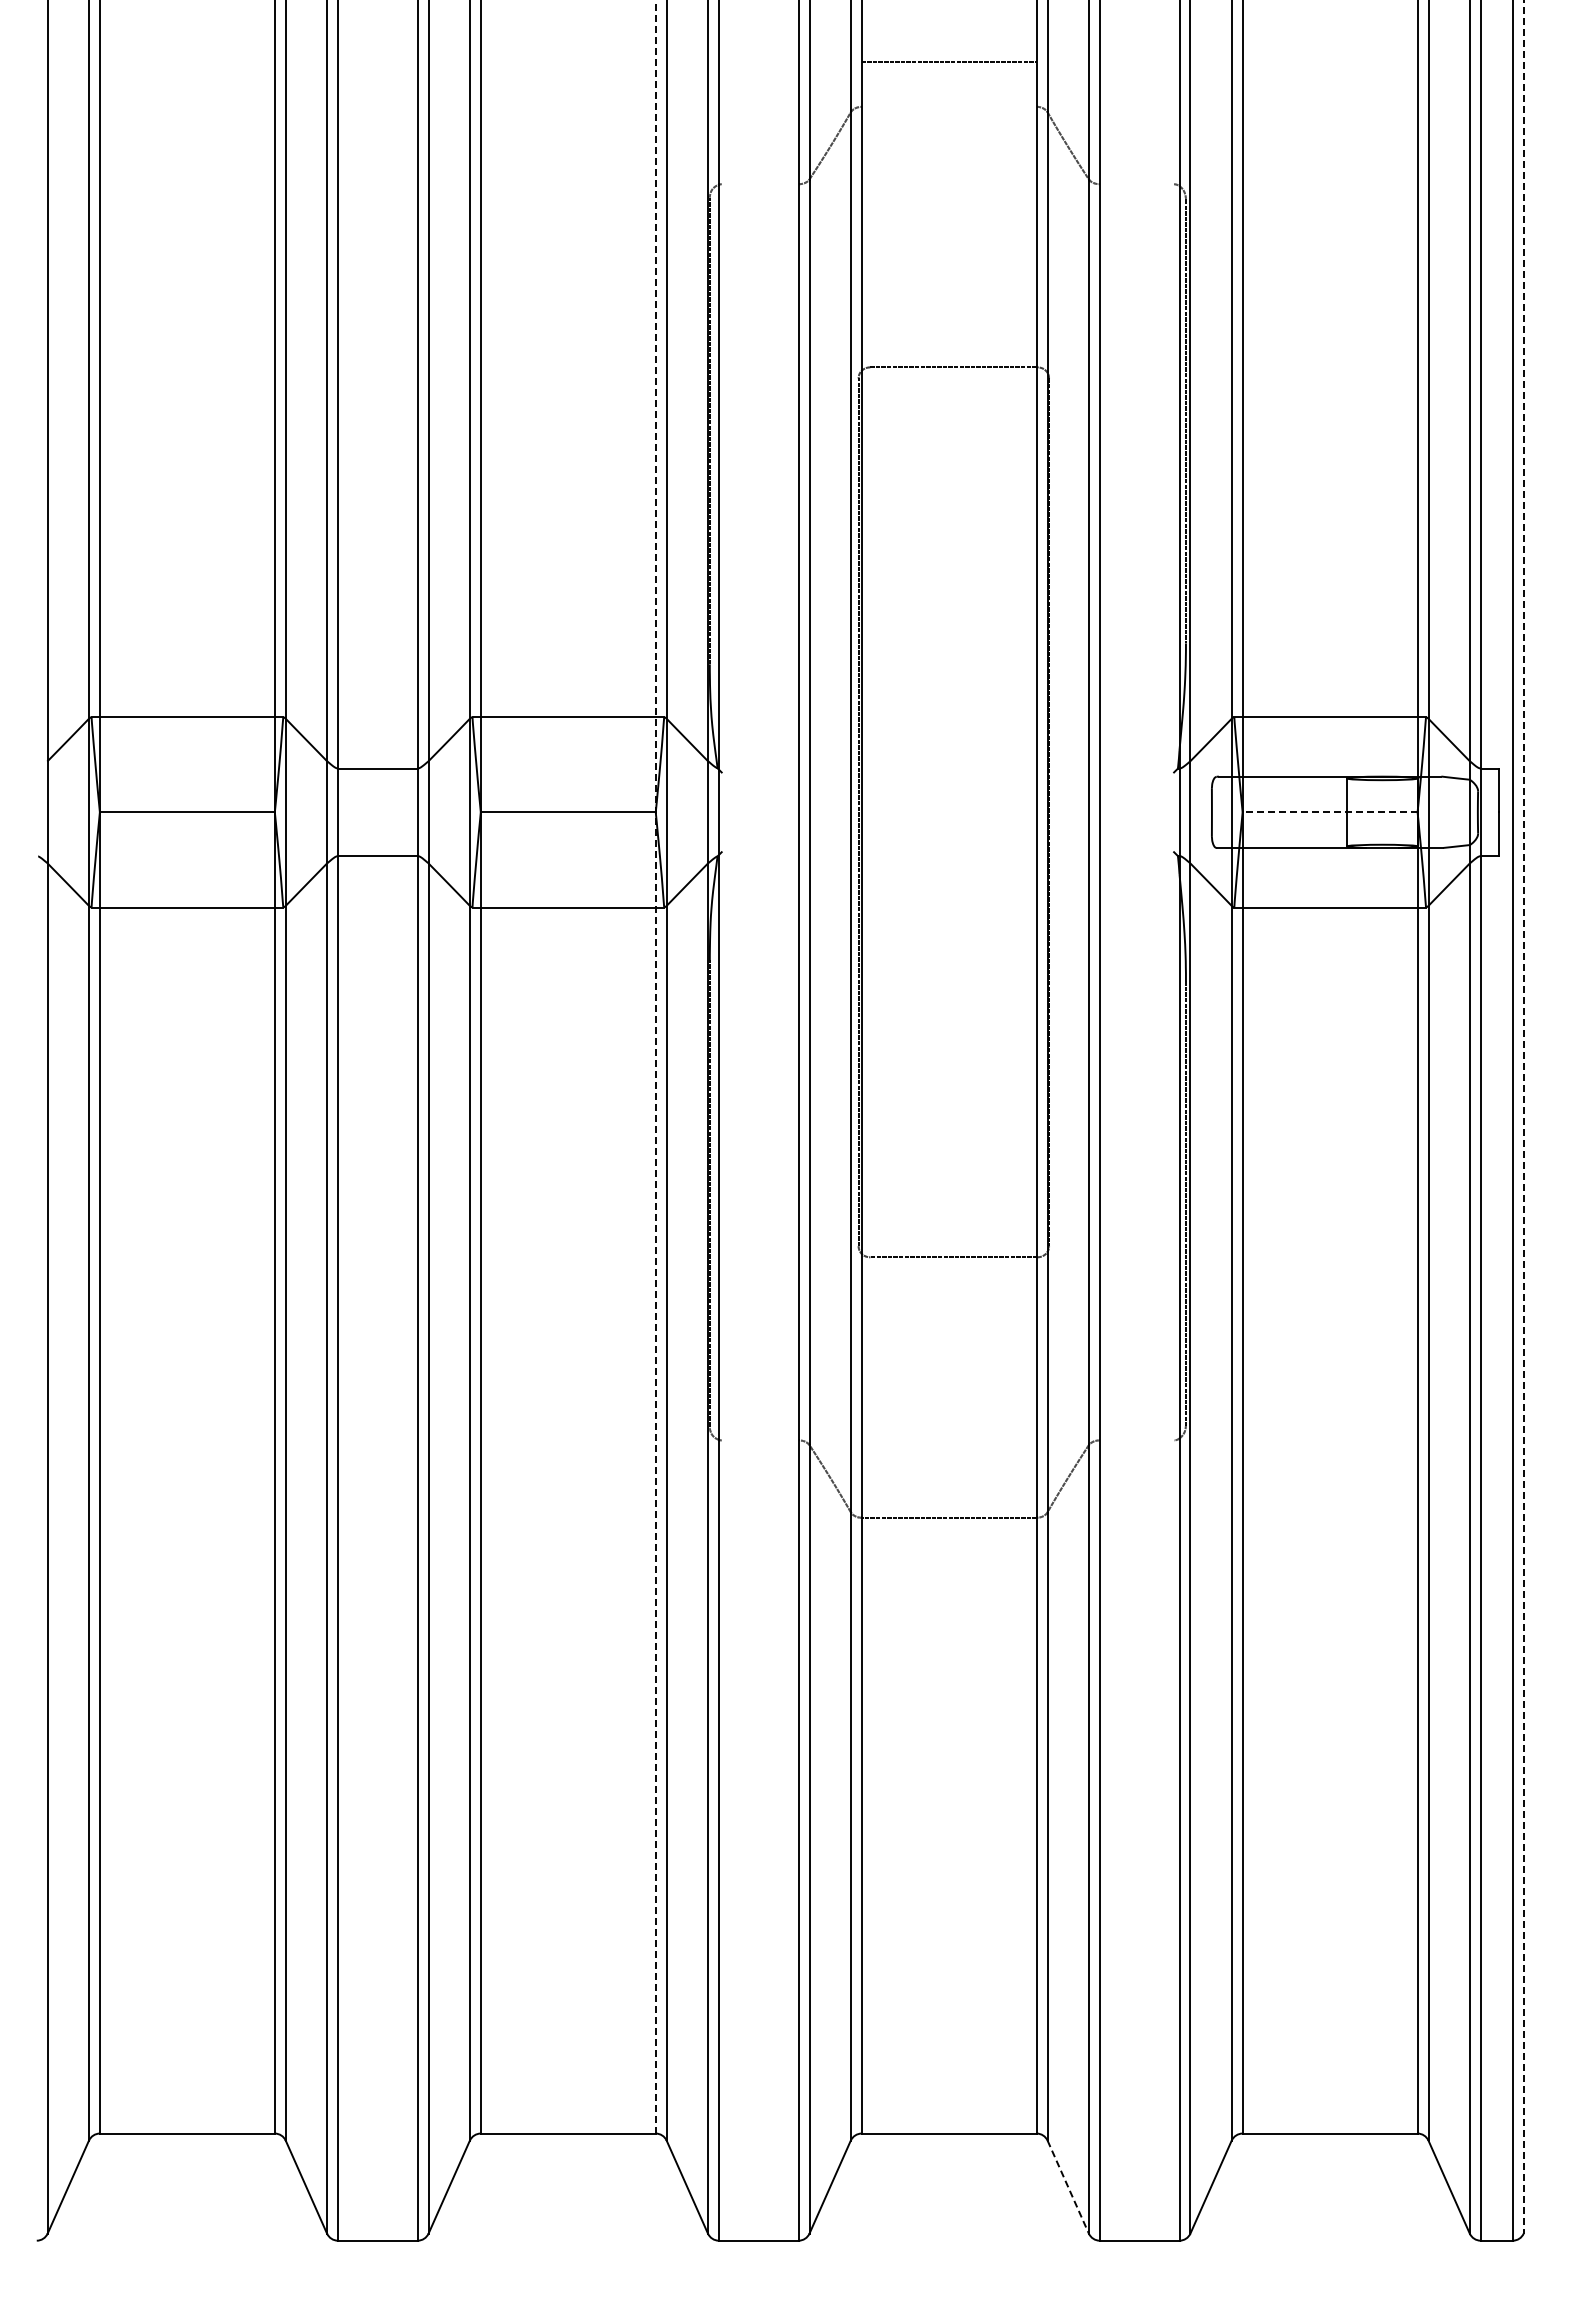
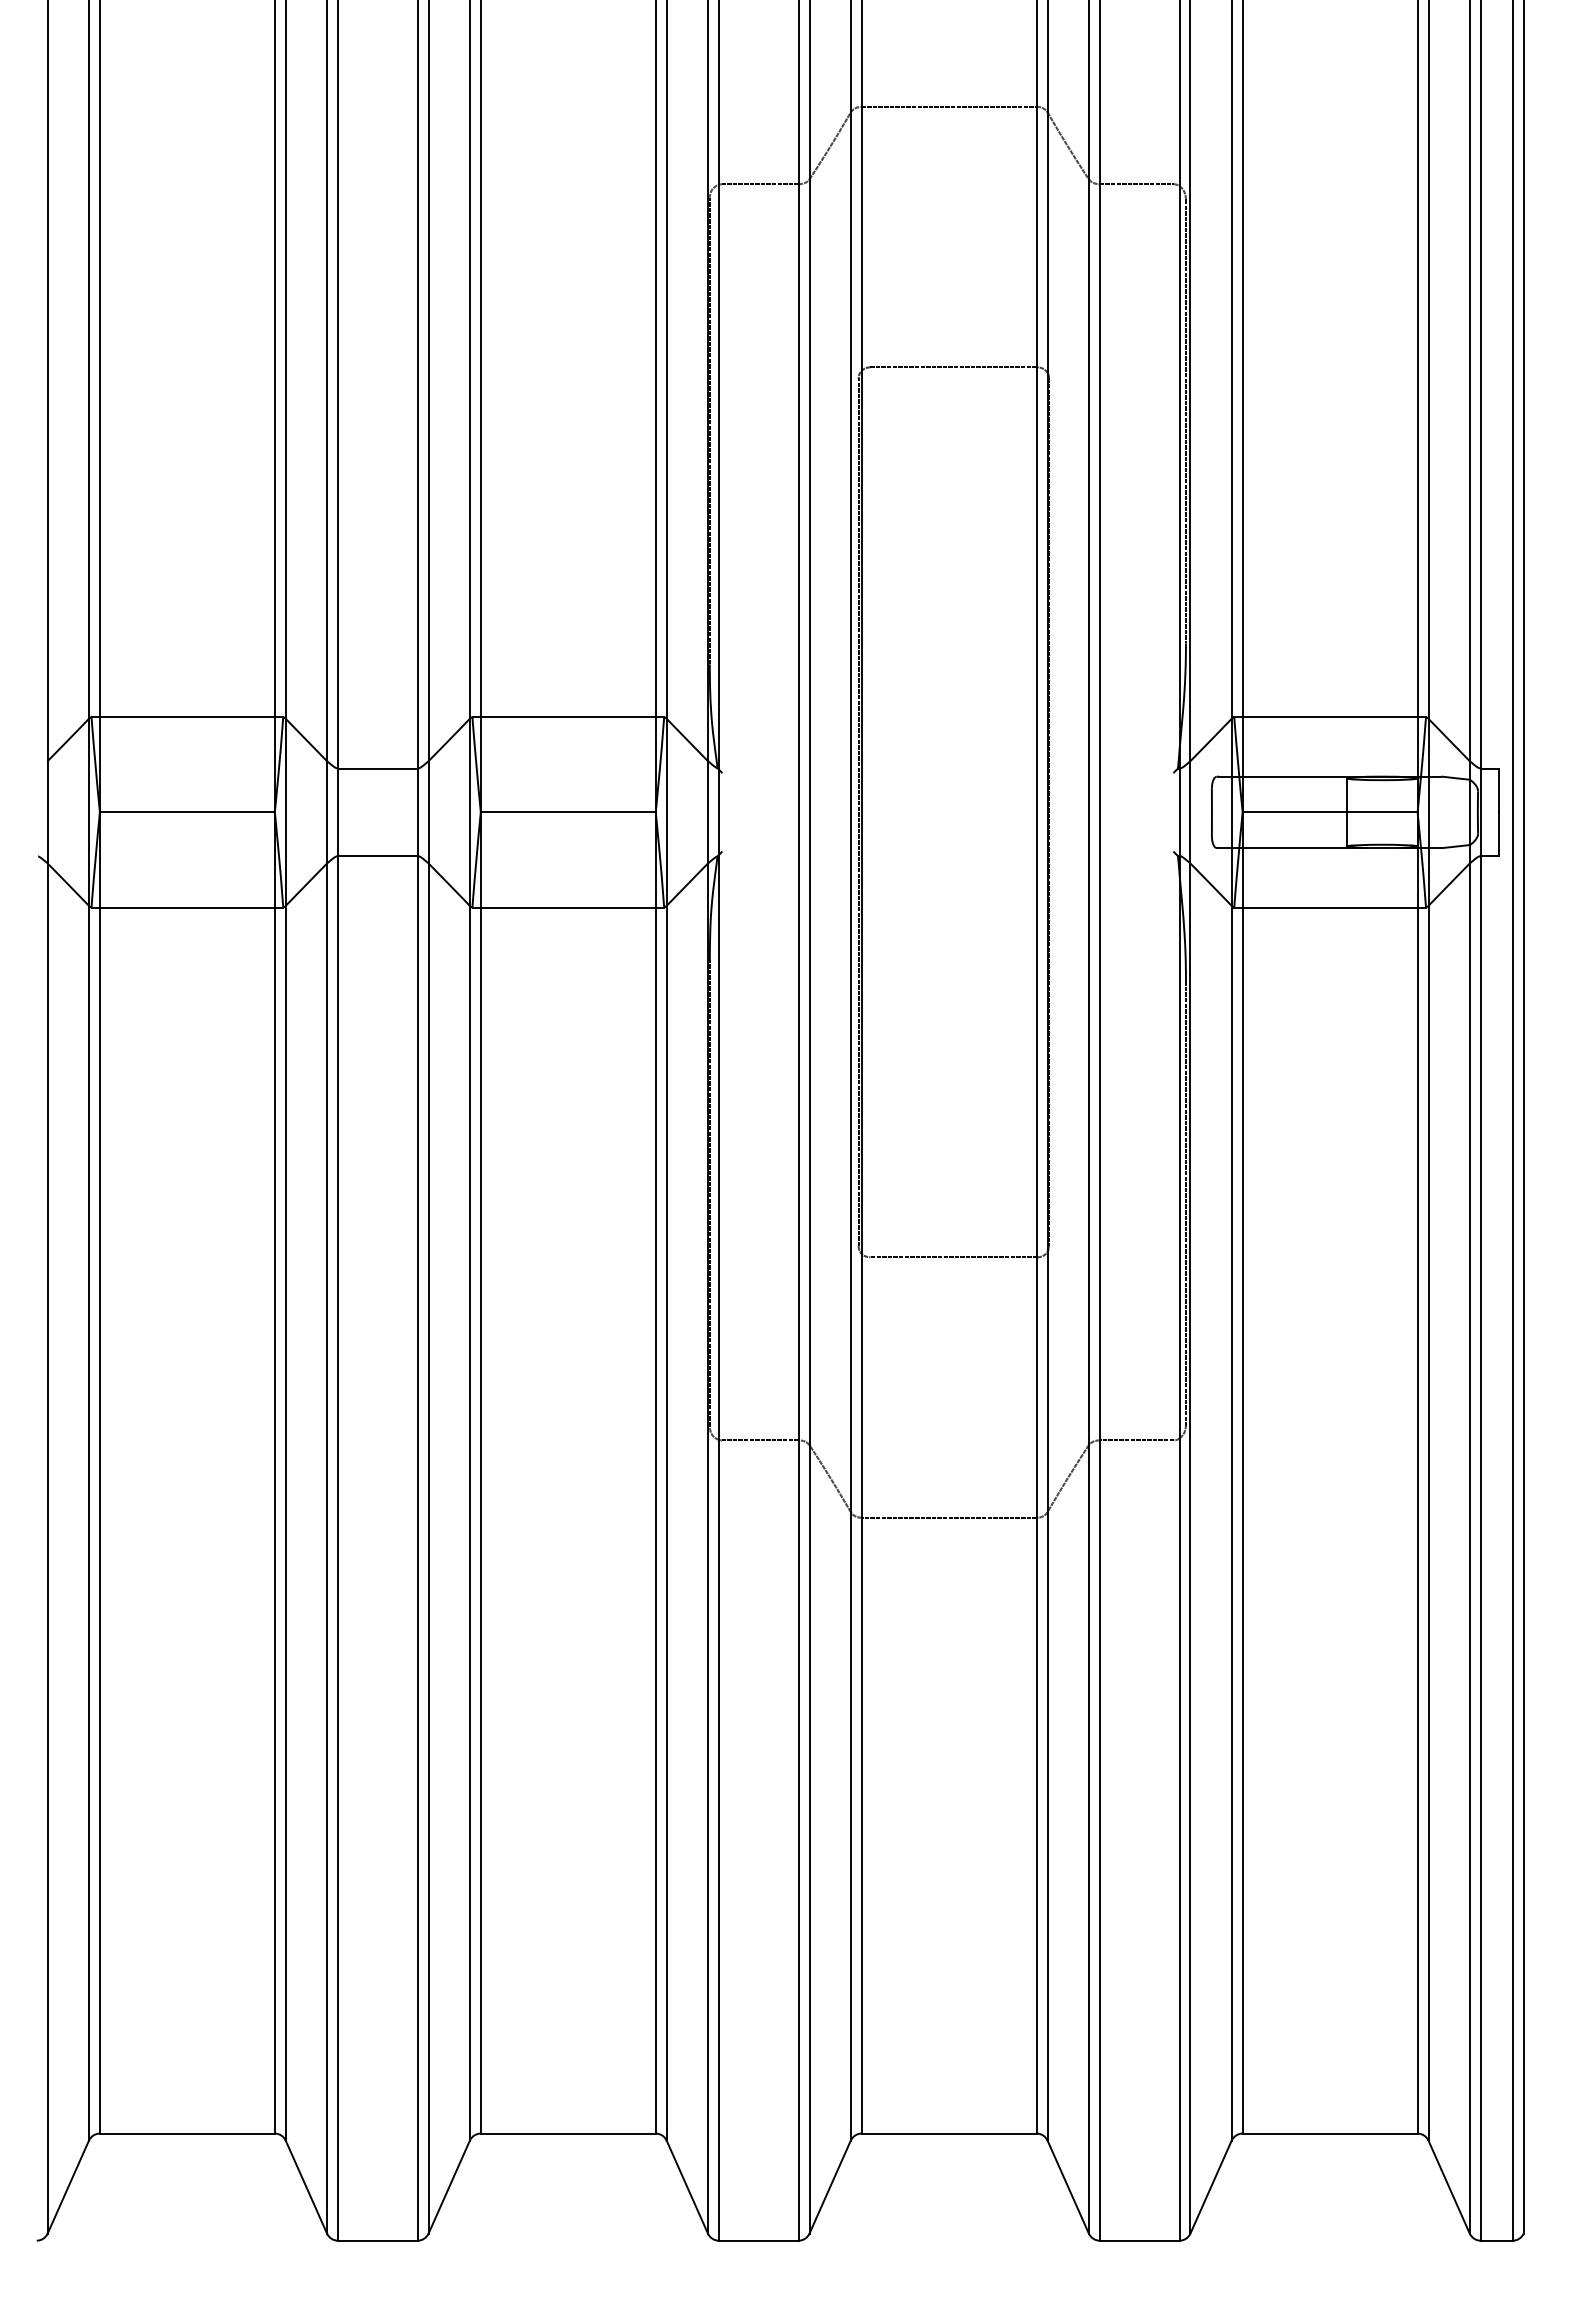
line position: (948, 61) -> (948, 106) (948, 106)
line: none -> present (759, 184)
line: none -> present (1136, 184)
line: dashed -> solid (1329, 812)
line: dashed -> solid (655, 1066)
line: dashed -> solid (1523, 1117)
line: none -> present (759, 1440)
line: none -> present (1136, 1440)
line: dashed -> solid (1068, 2187)
